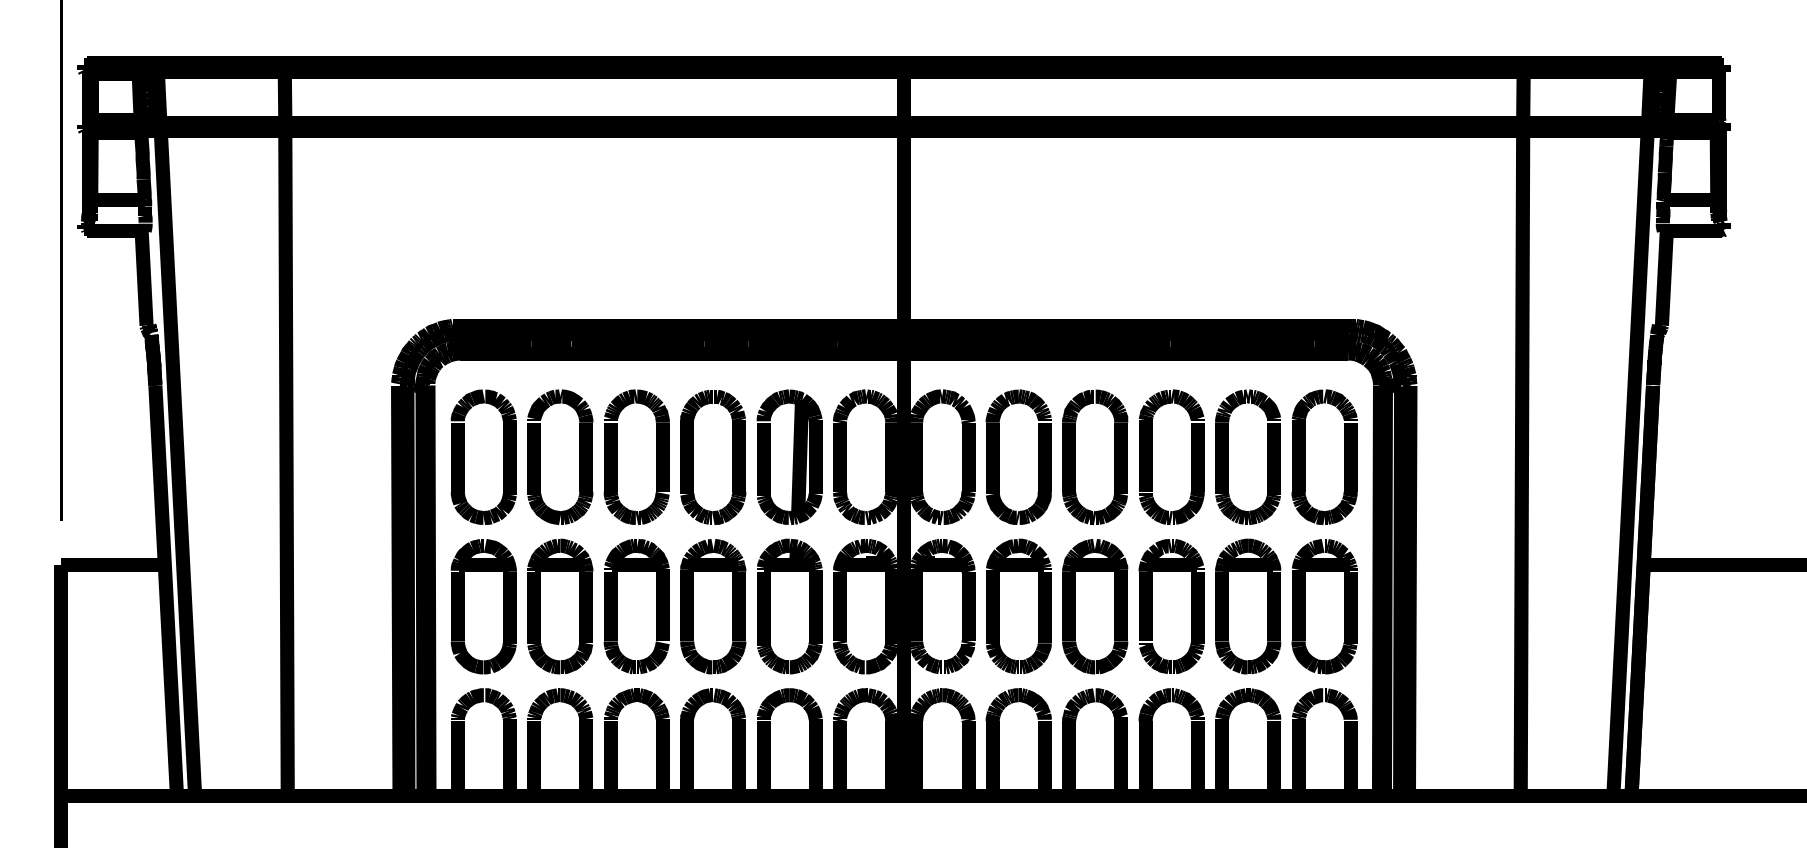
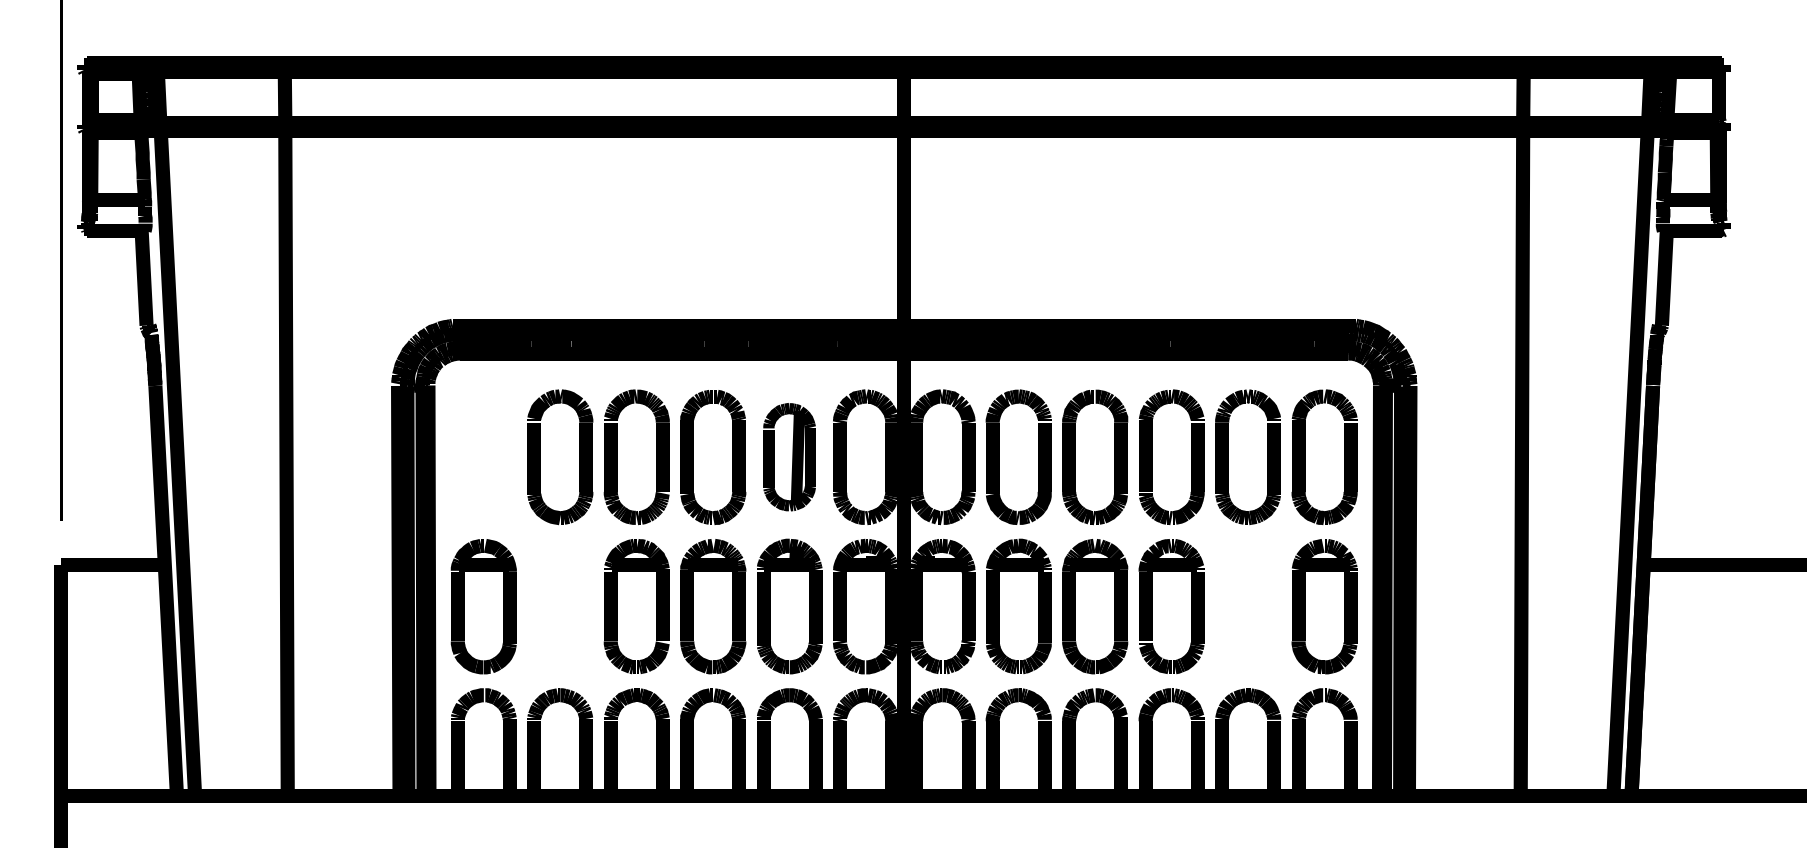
part size: 67x136 px -> 53x109 px (789, 457)
part: present -> none (464, 457)
part: present -> none (560, 606)
part: present -> none (1248, 606)
